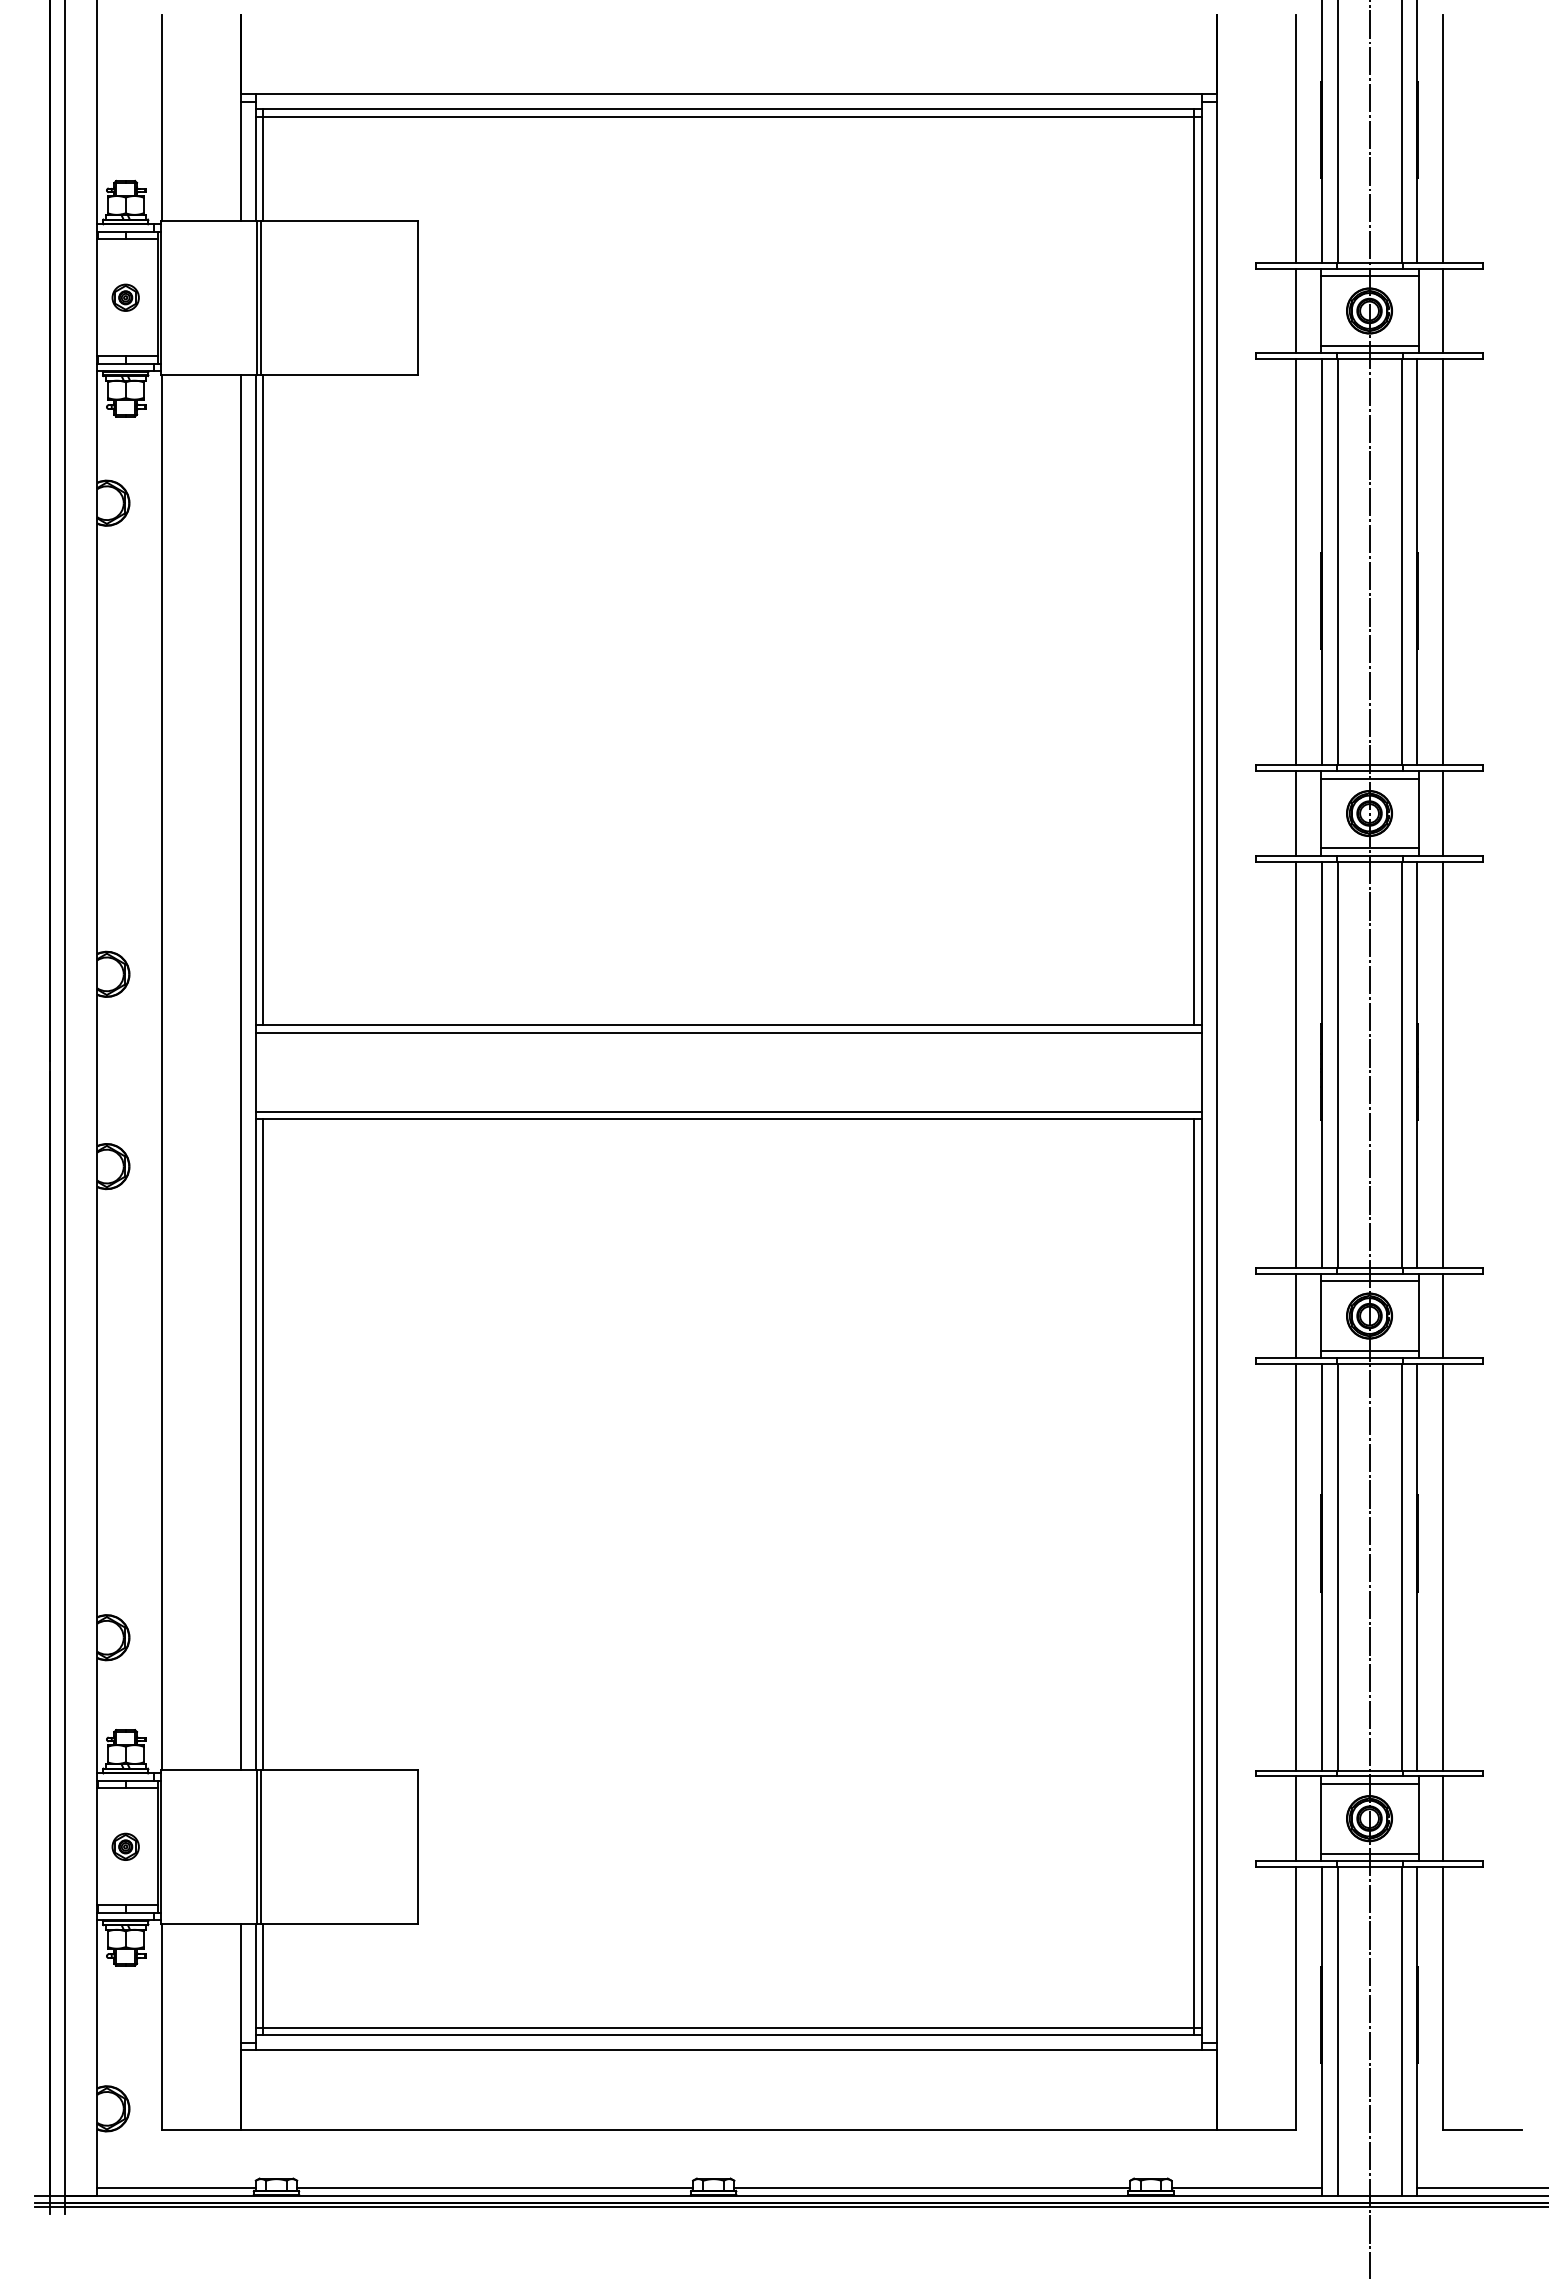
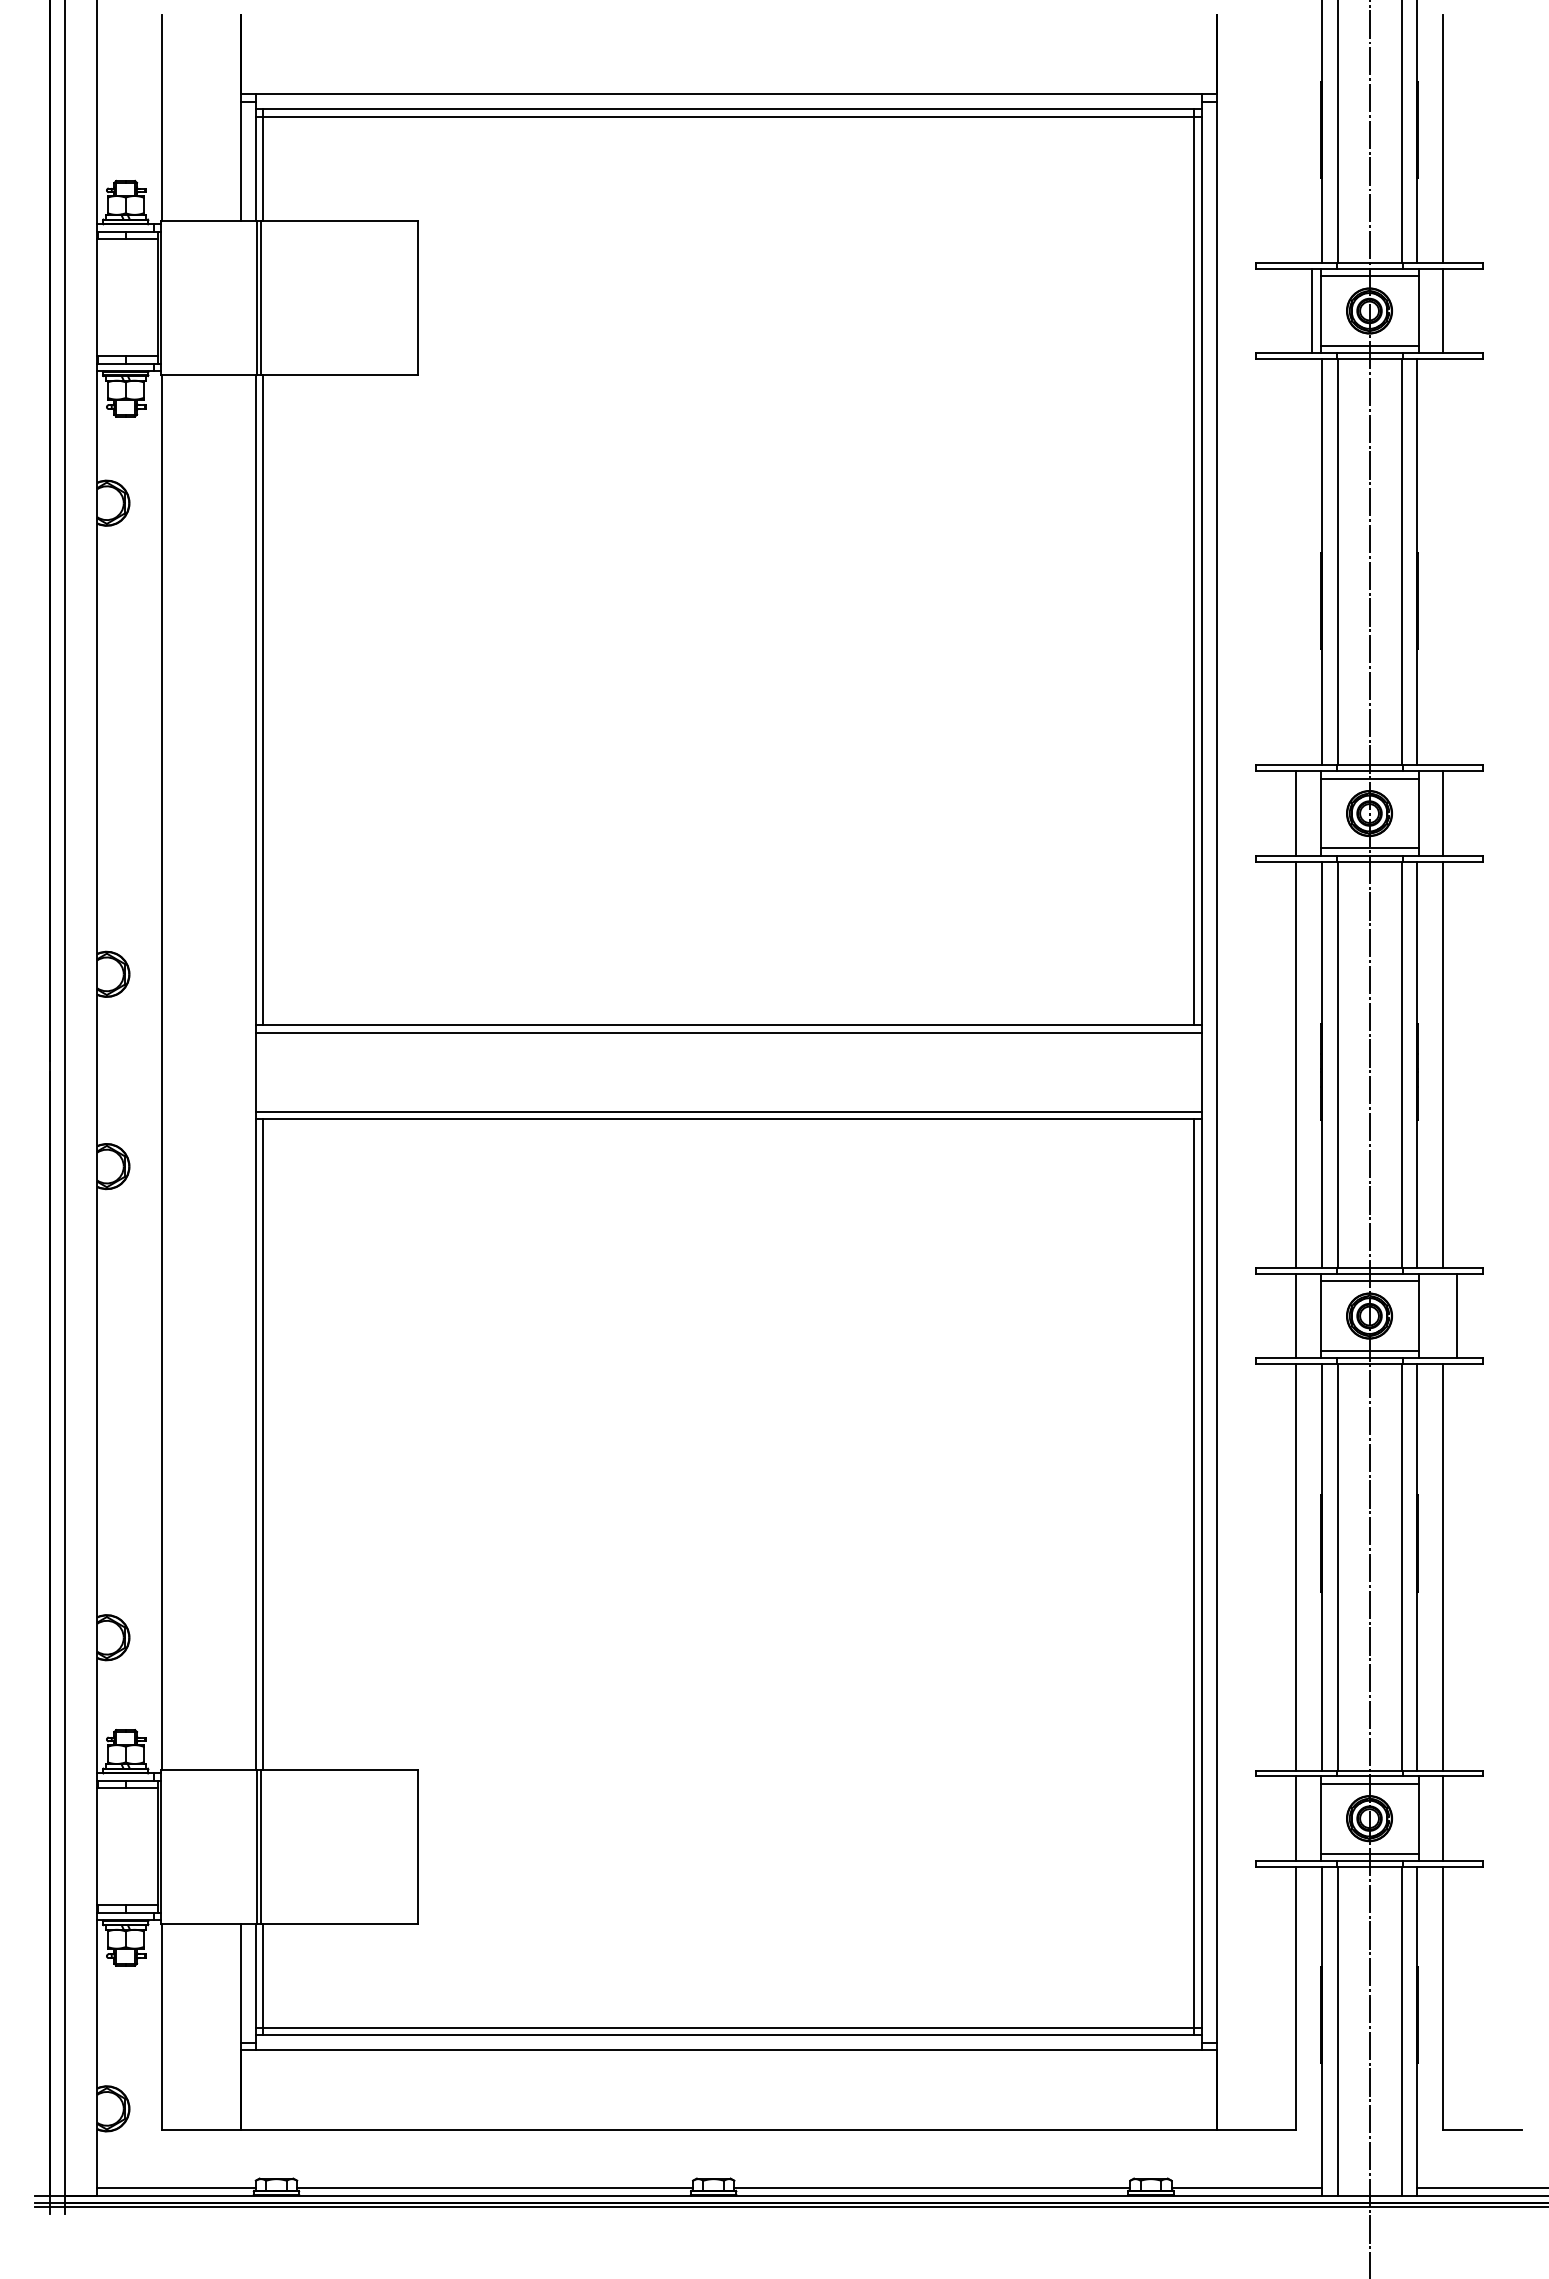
line: present -> none (1296, 138)
part: present -> none (125, 297)
line position: (1296, 310) -> (1312, 310) (1312, 310)
line: present -> none (1296, 562)
line: present -> none (1443, 562)
line: present -> none (240, 1072)
line position: (1443, 1315) -> (1457, 1315) (1457, 1315)
part: present -> none (125, 1846)
